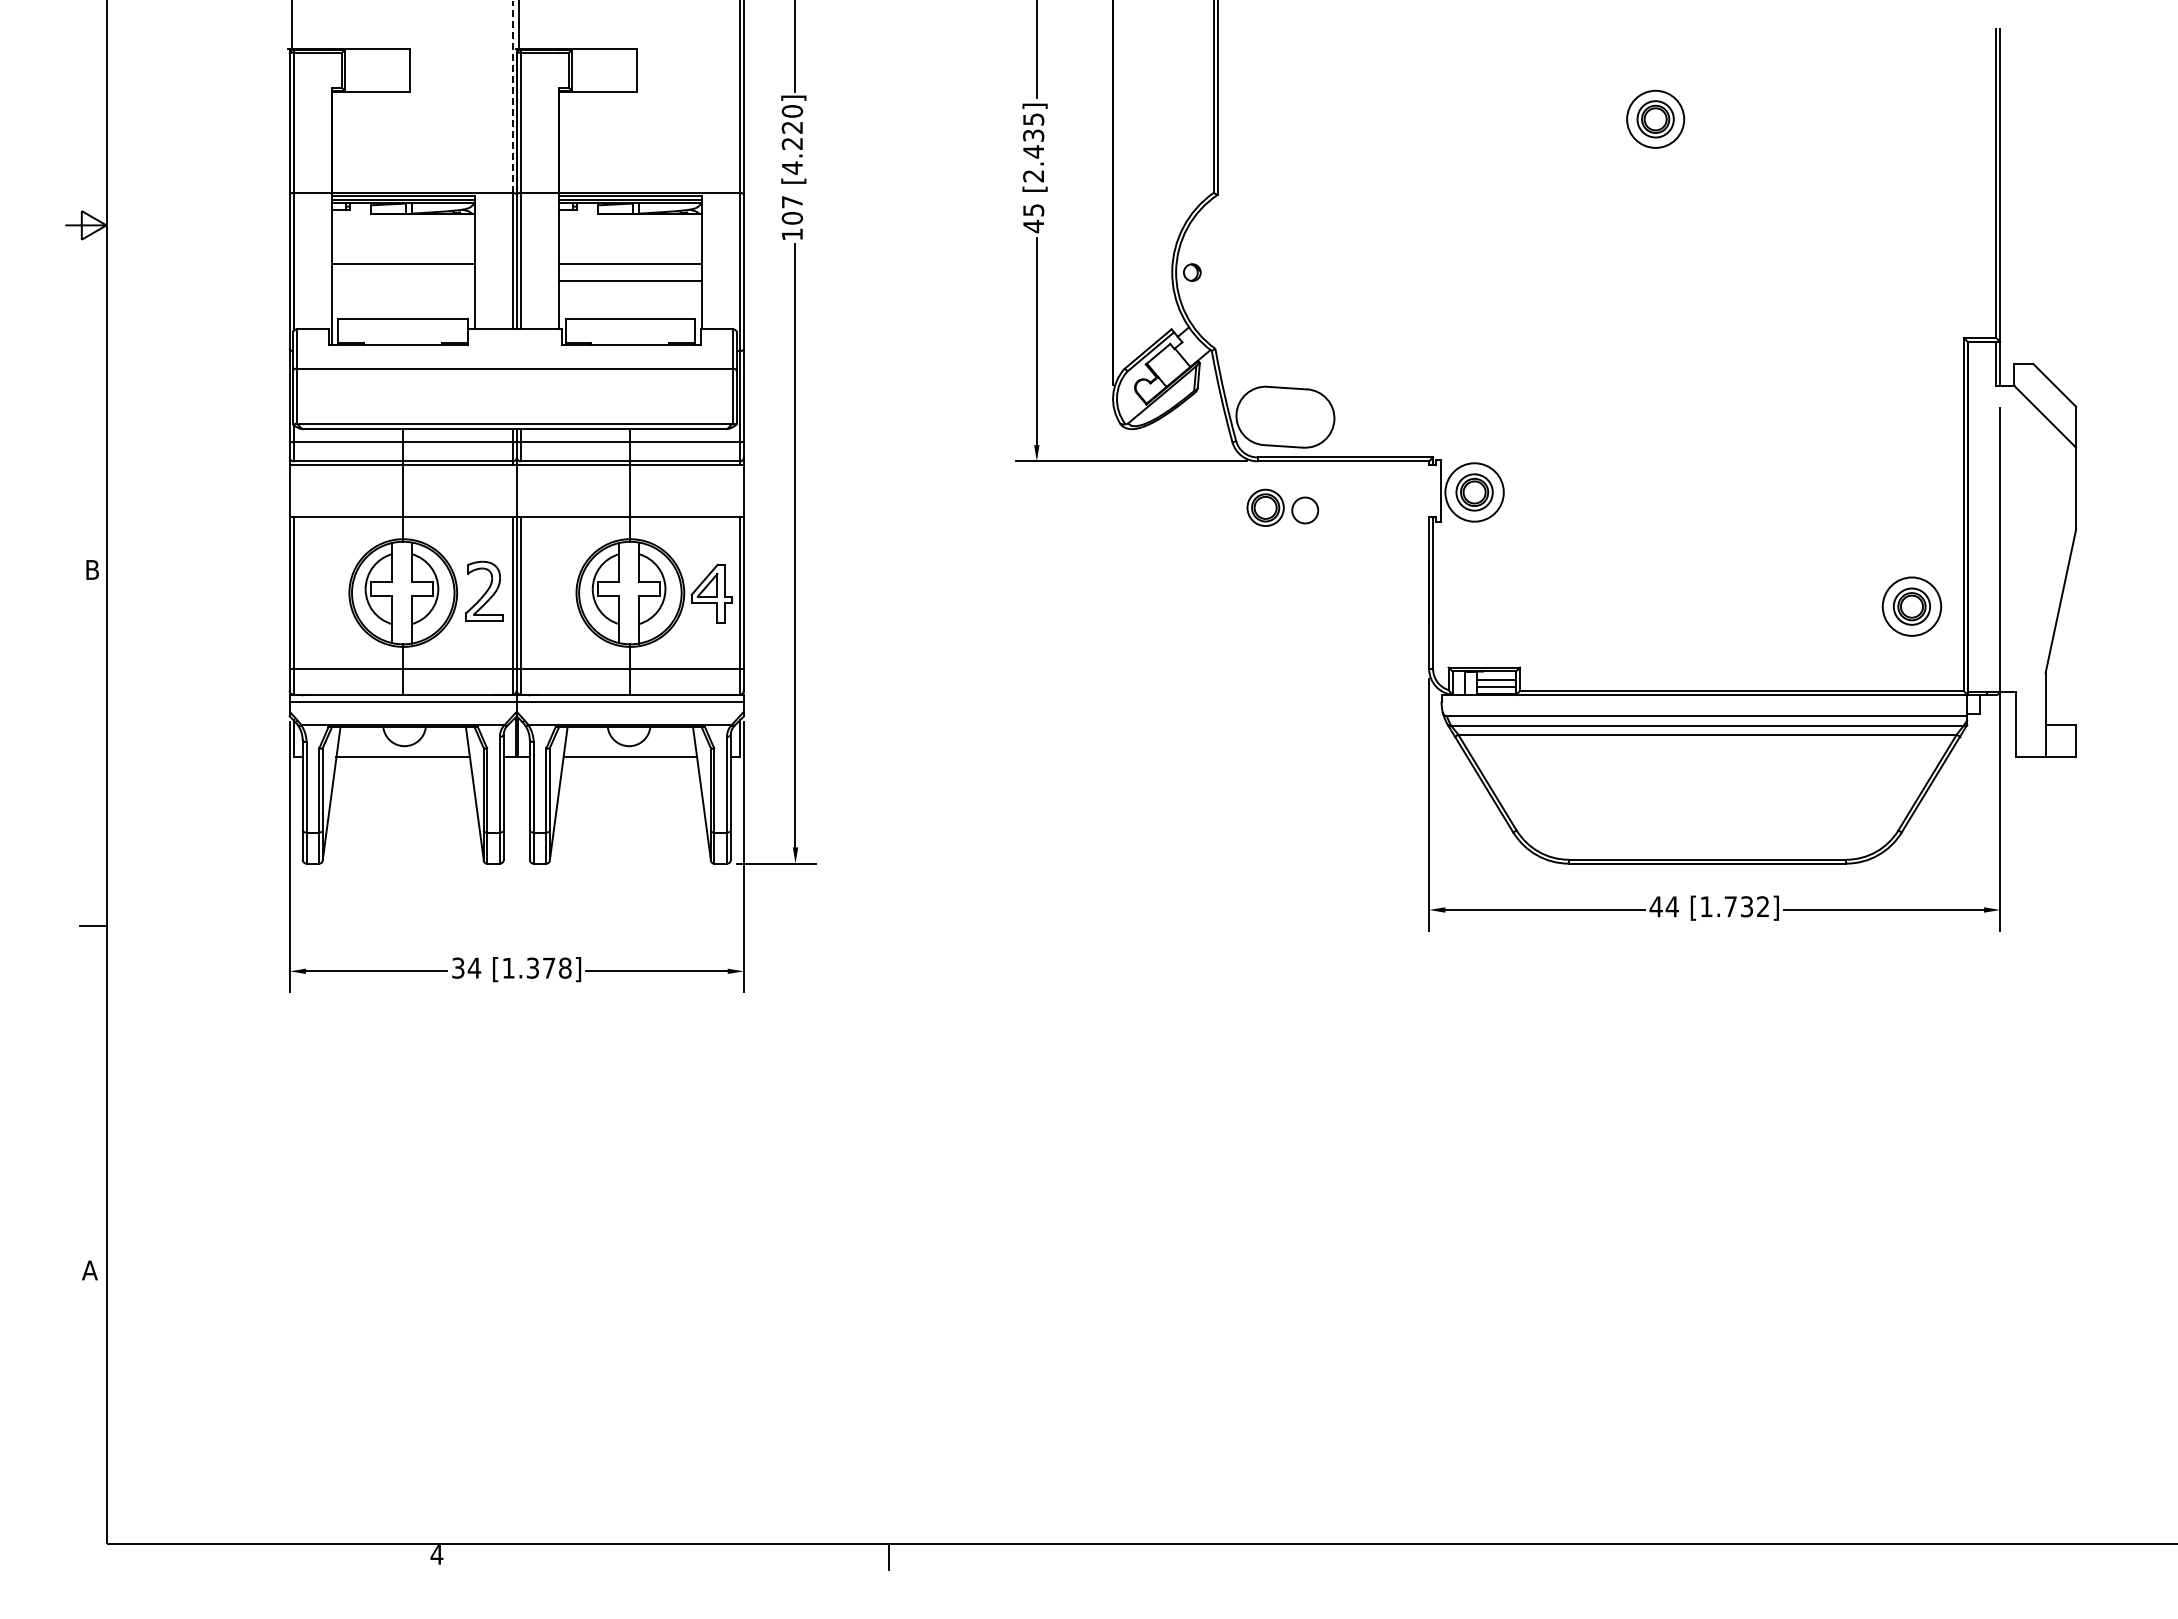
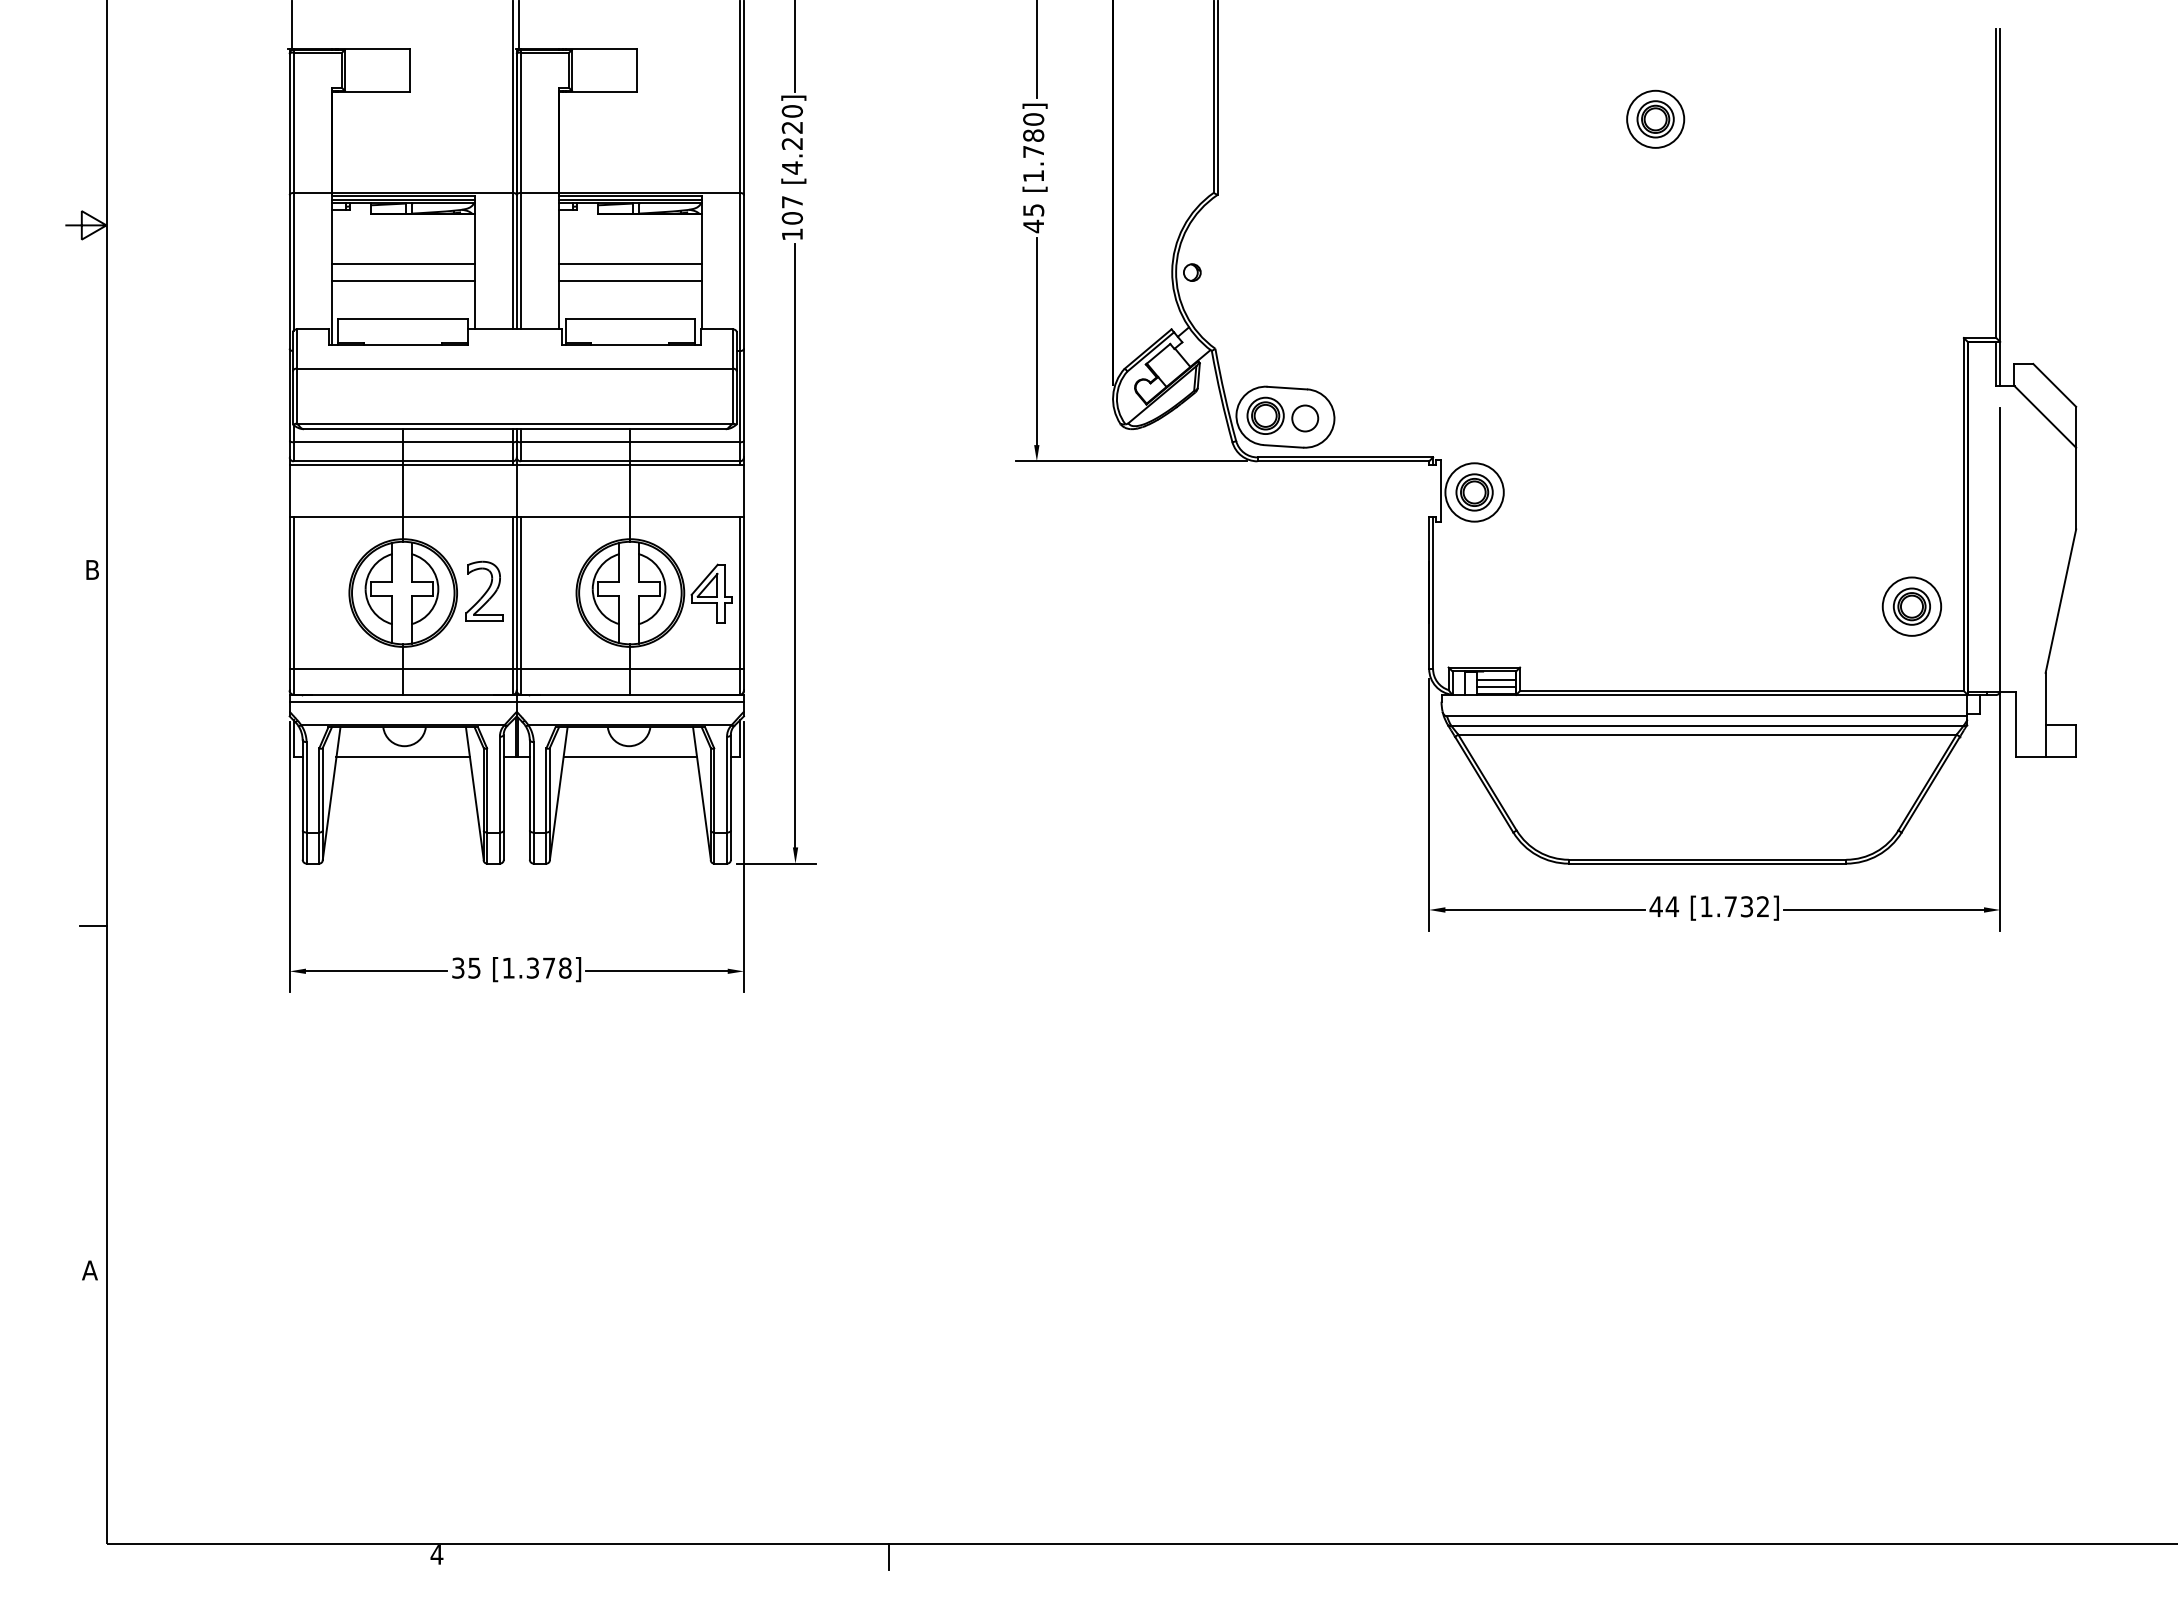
line: dashed -> solid (512, 96)
text: [2.435] -> [1.780] (1033, 147)
line: none -> present (402, 281)
part position: (1282, 507) -> (1282, 415) (1282, 415)
text: 34 -> 35 (474, 967)
